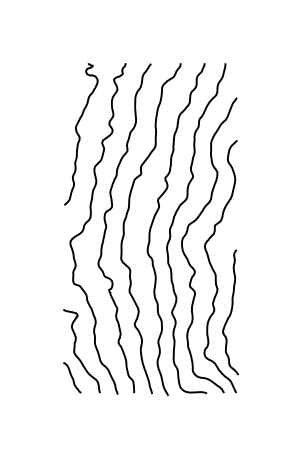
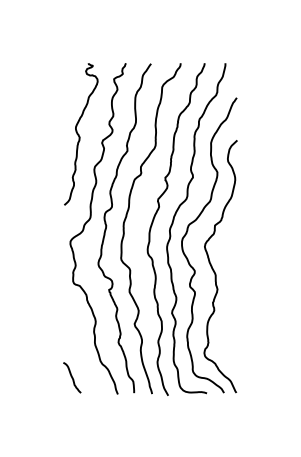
curve: present -> none (230, 312)
curve: present -> none (77, 355)
